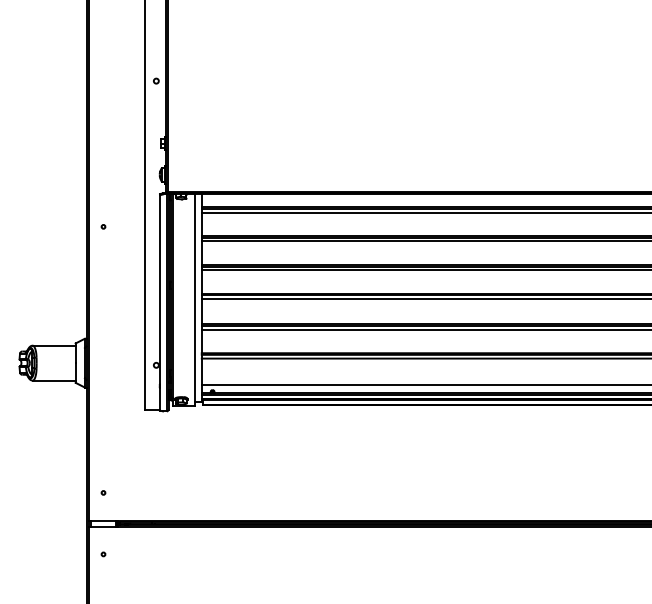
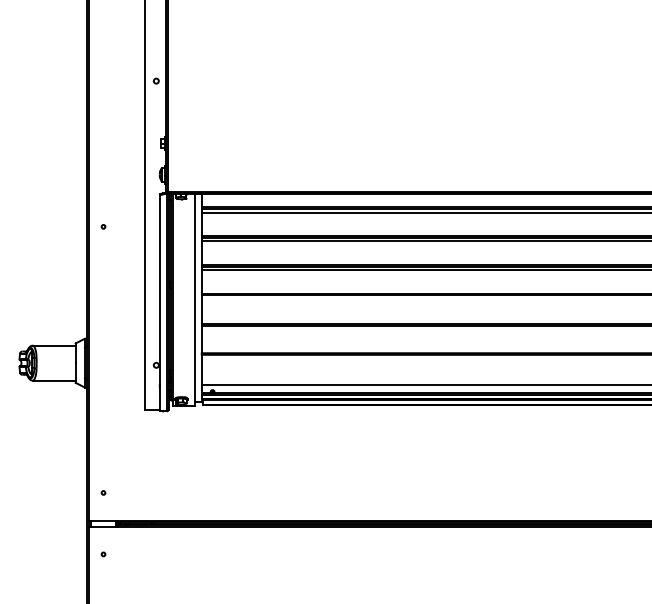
line: present -> none (424, 299)
line: present -> none (424, 329)
line: present -> none (424, 358)
